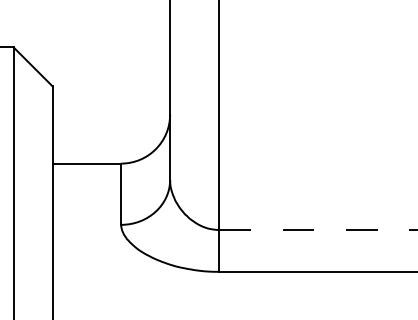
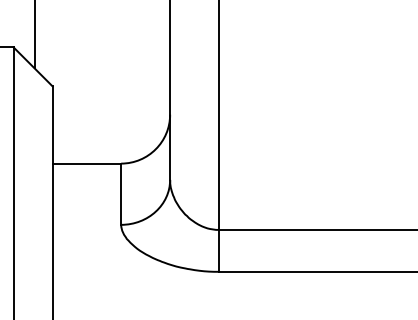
line: none -> present (34, 35)
line: dashed -> solid (318, 229)
